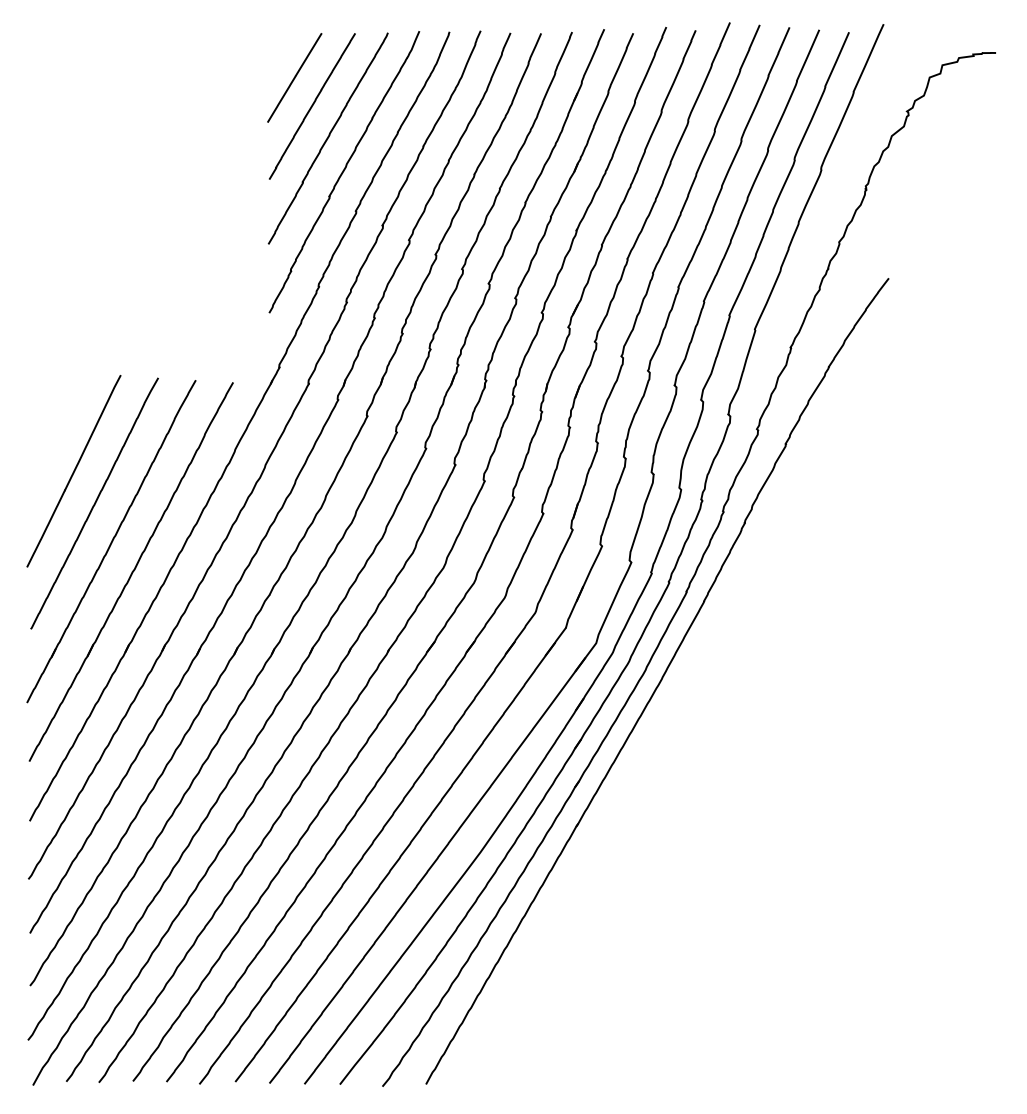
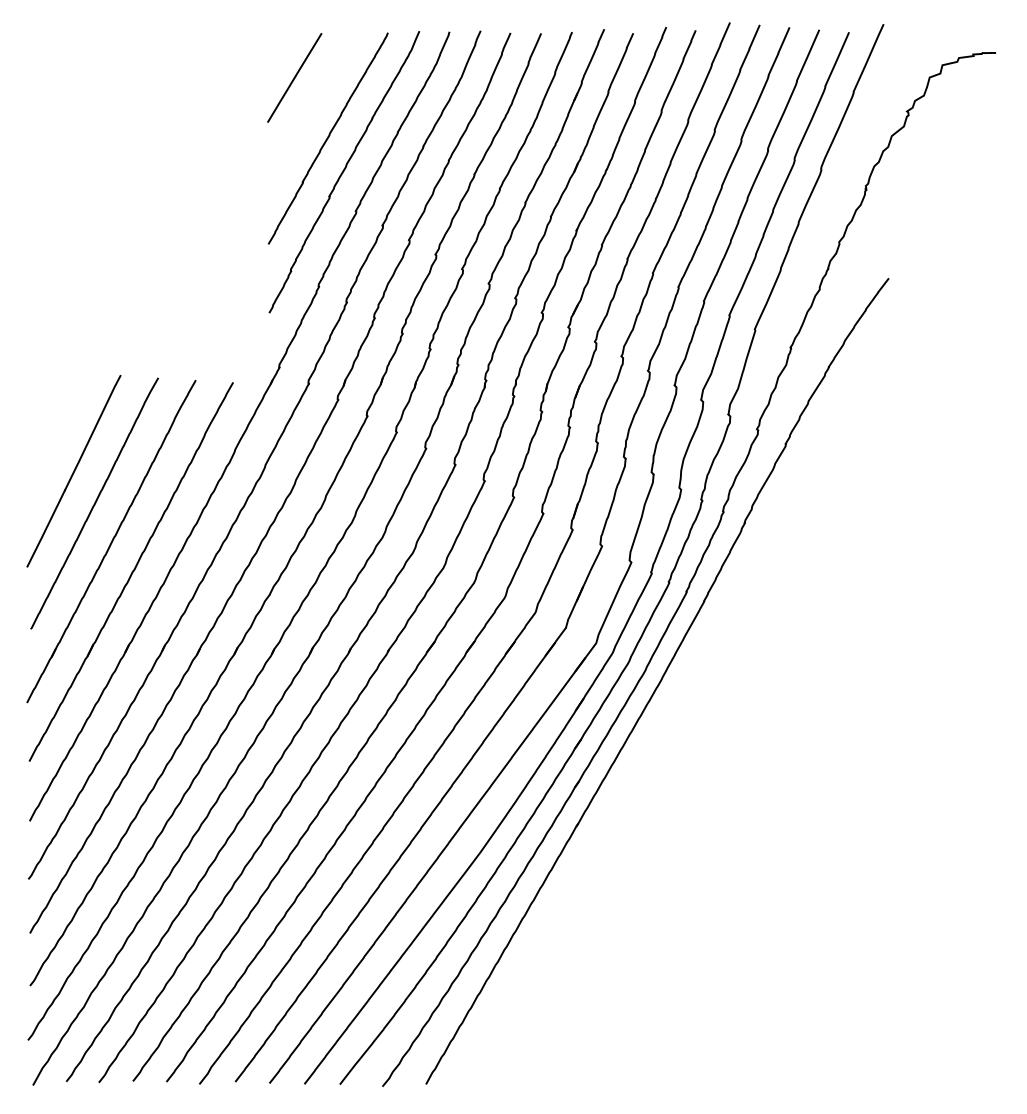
line: present -> none (311, 106)
